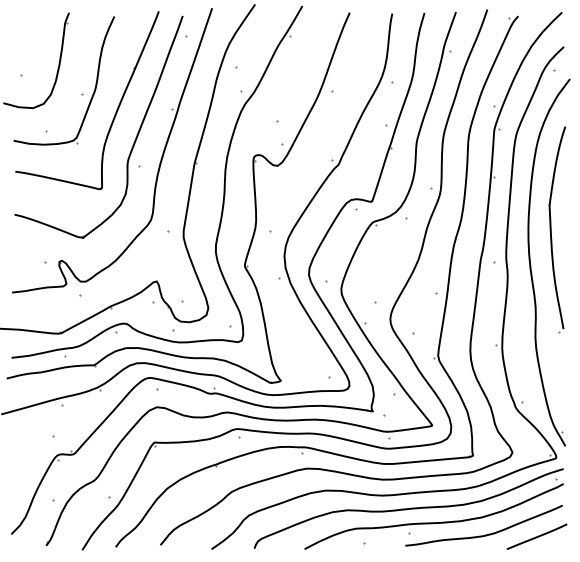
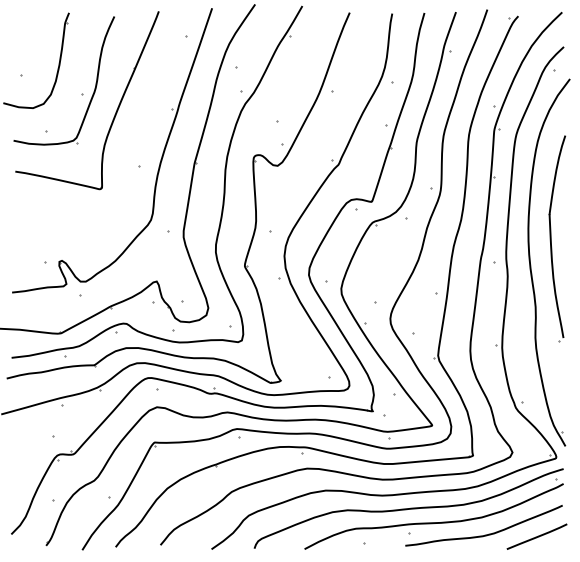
part: present -> none (133, 142)
part position: (557, 229) -> (557, 238) (557, 238)
